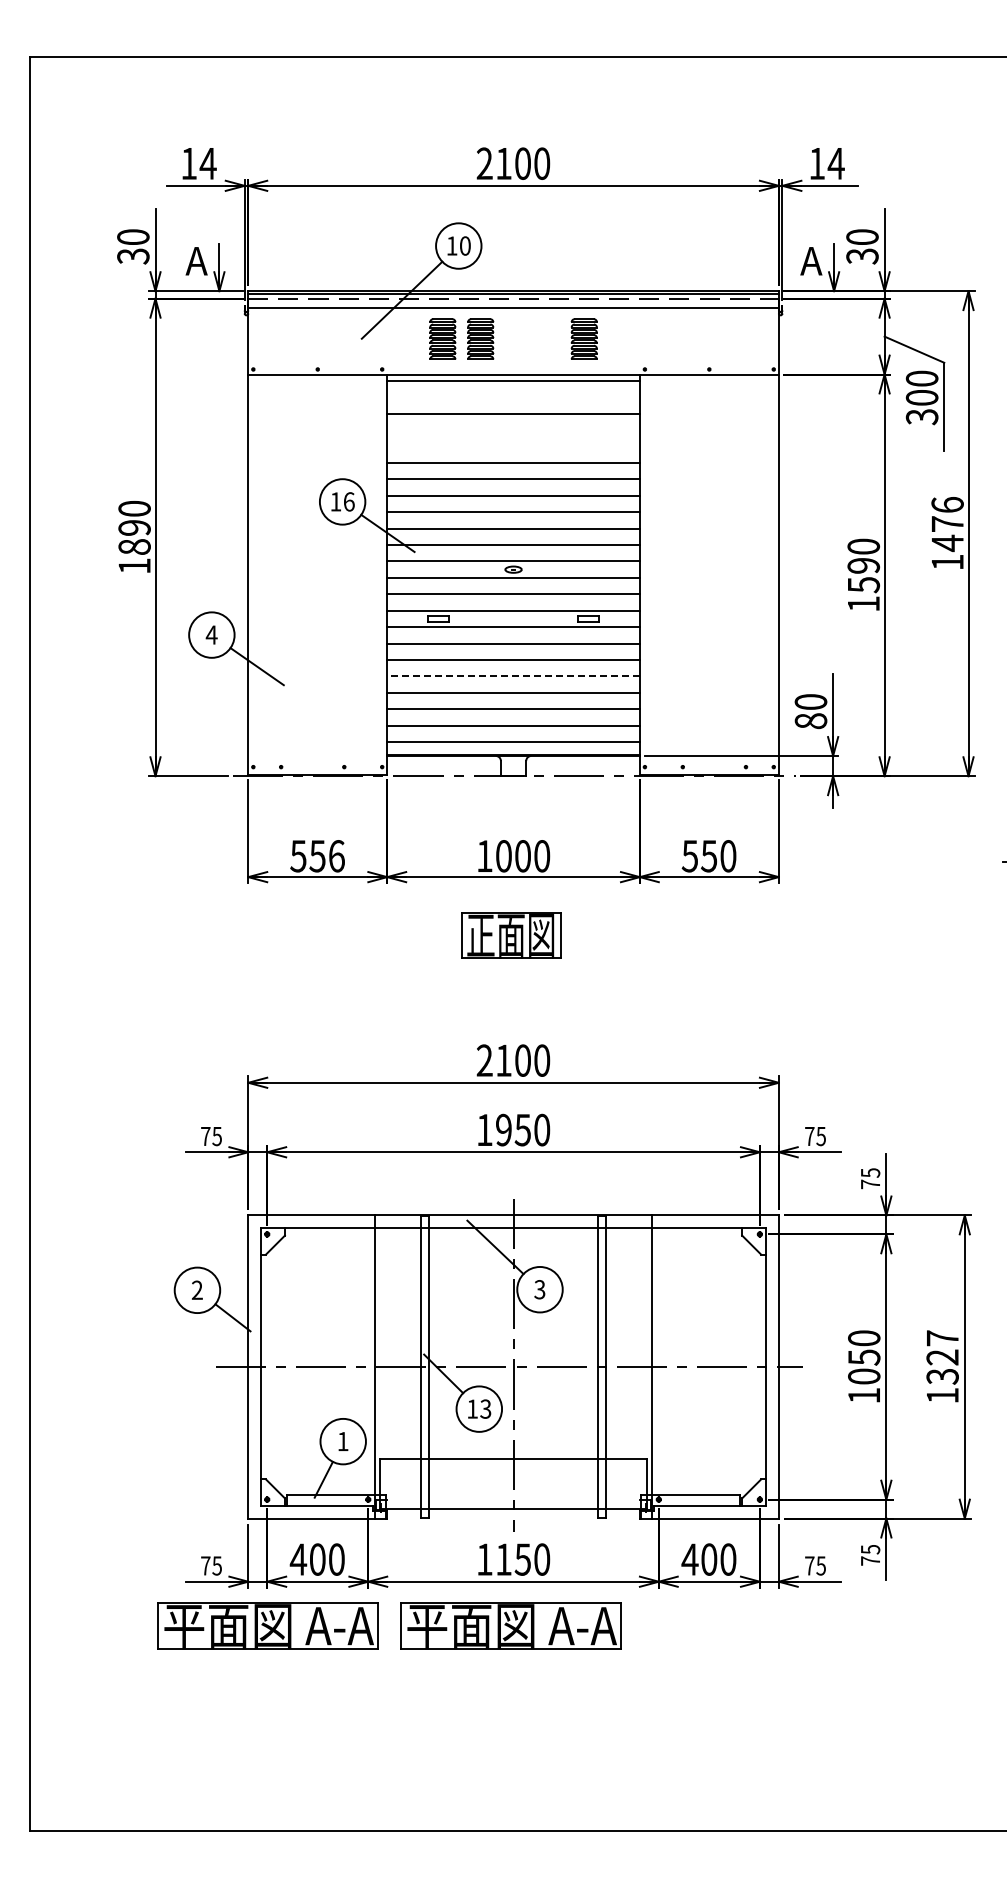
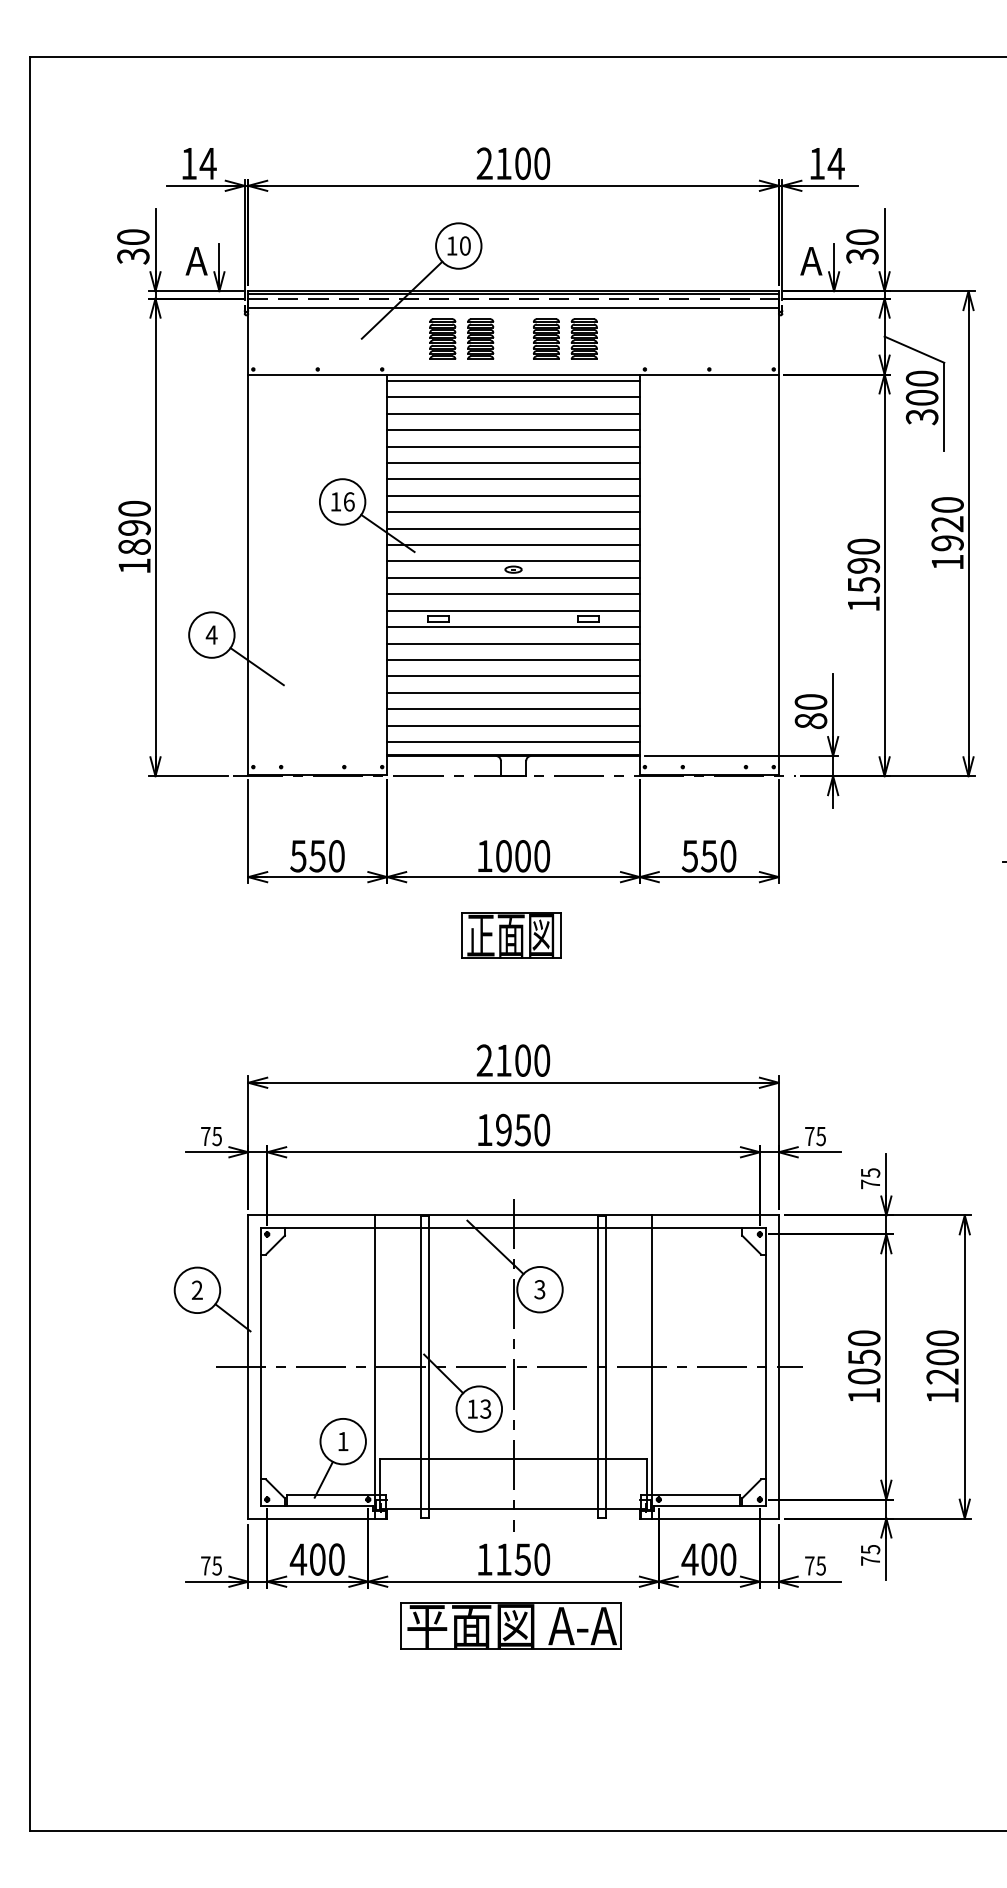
part: none -> present (545, 338)
line: none -> present (513, 397)
line: none -> present (513, 430)
line: none -> present (513, 446)
text: 1476 -> 1920 (947, 524)
line: dashed -> solid (513, 676)
text: 556 -> 550 (336, 856)
text: 1327 -> 1200 (942, 1357)
part: present -> none (267, 1625)
